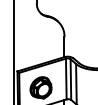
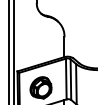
line: none -> present (8, 51)
